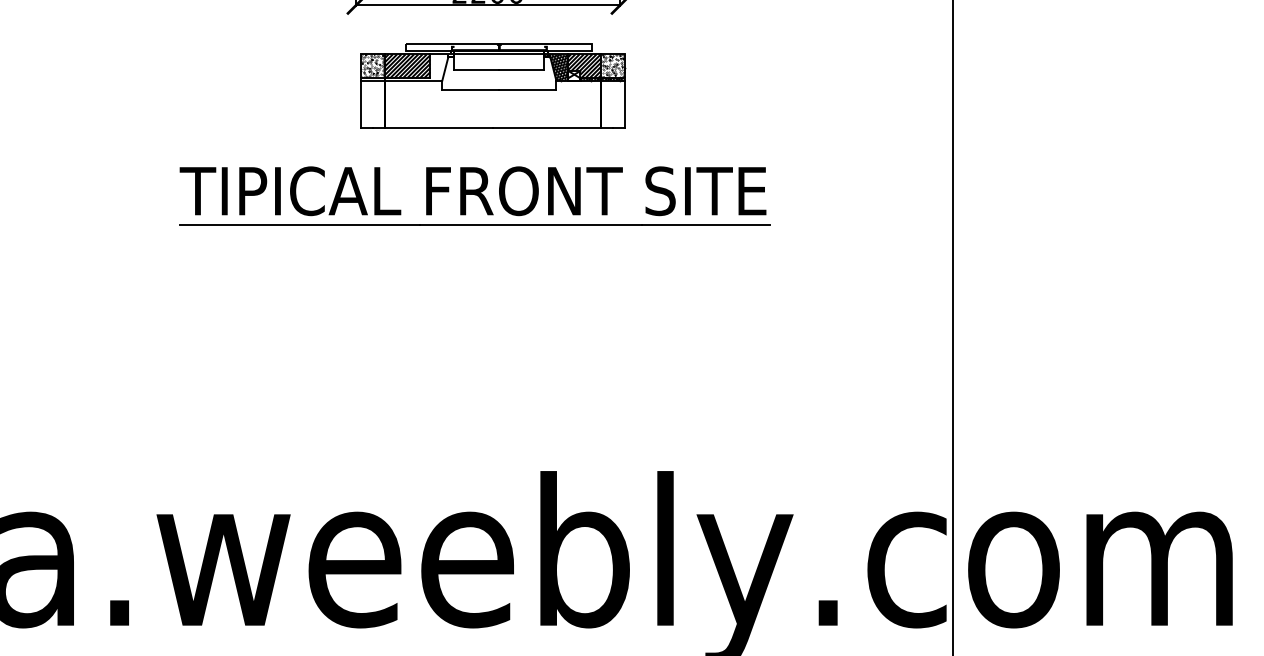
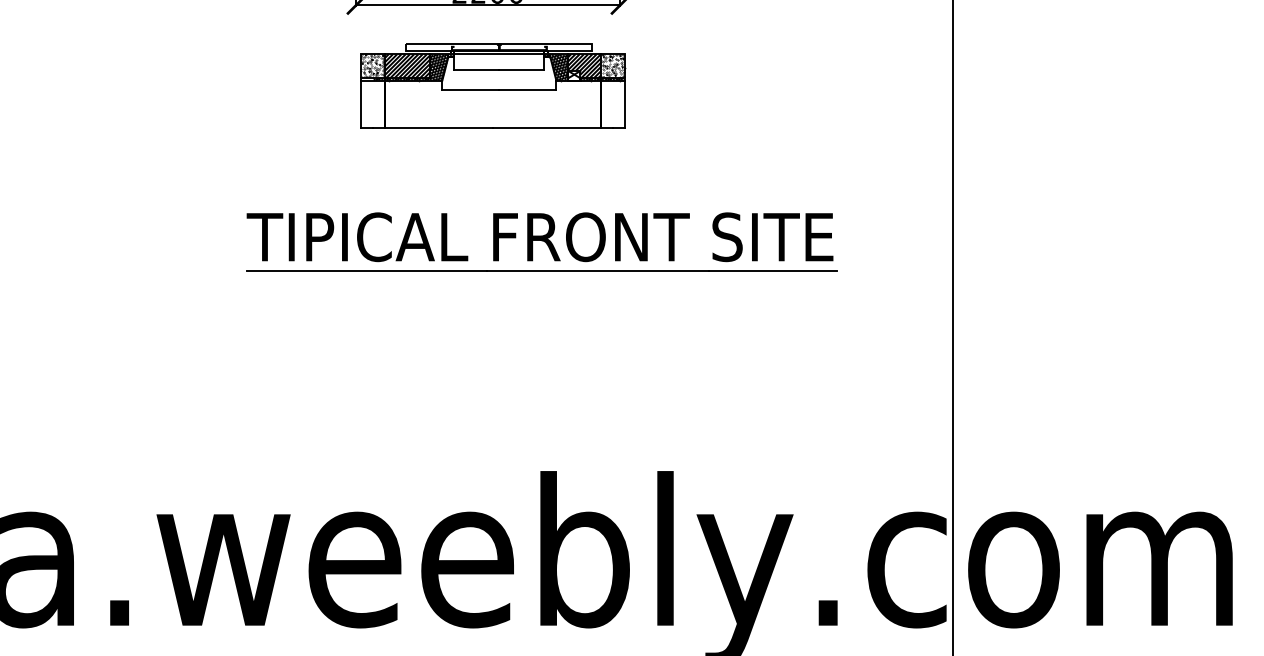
hatch: none -> present (413, 67)
part position: (474, 195) -> (541, 241) (541, 241)
